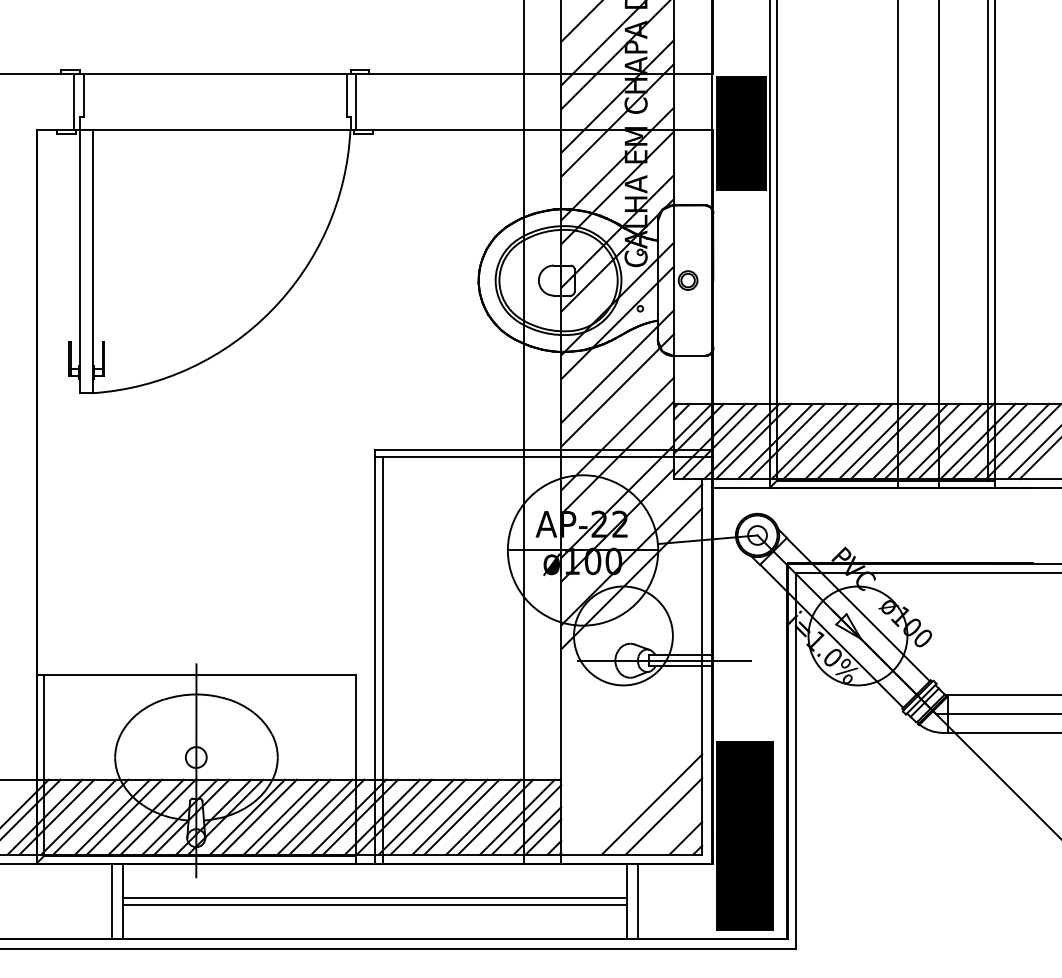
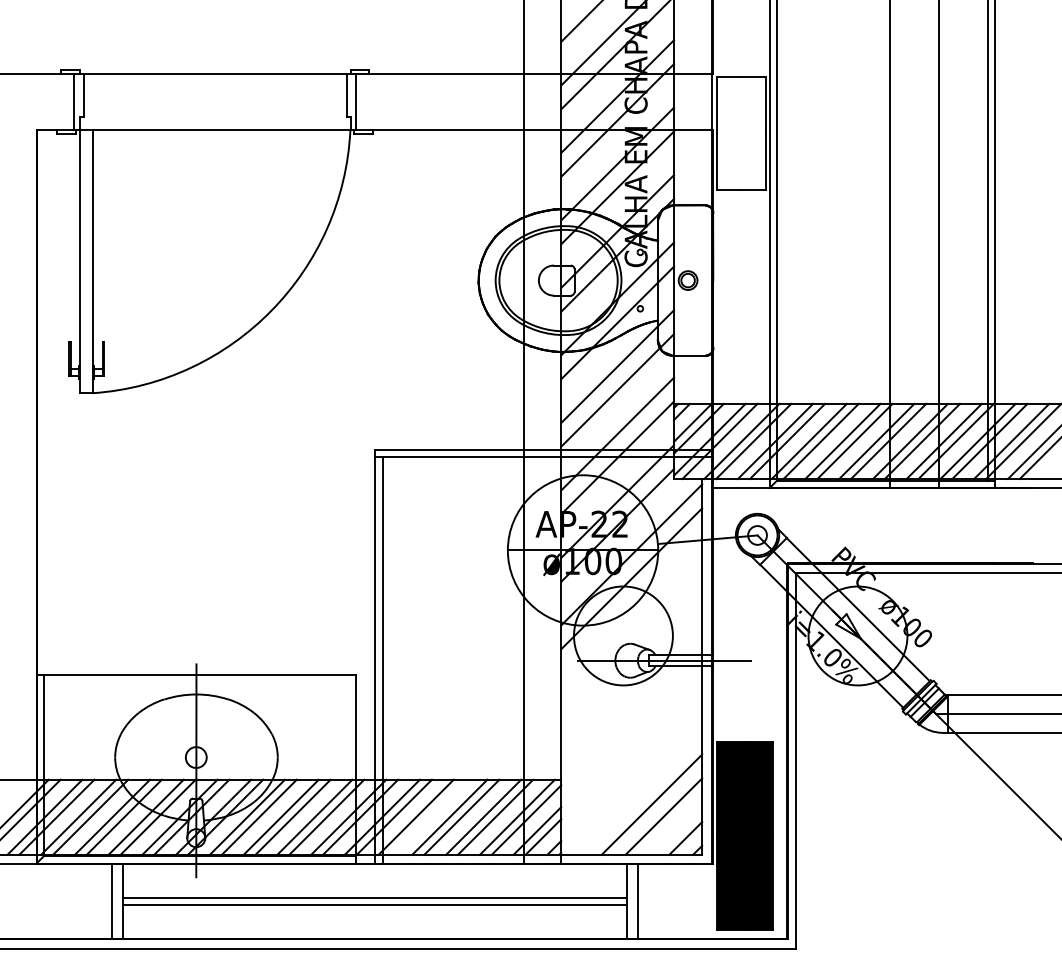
fill: present -> none (741, 133)
line position: (898, 245) -> (890, 245) (890, 245)
line: present -> none (427, 816)
